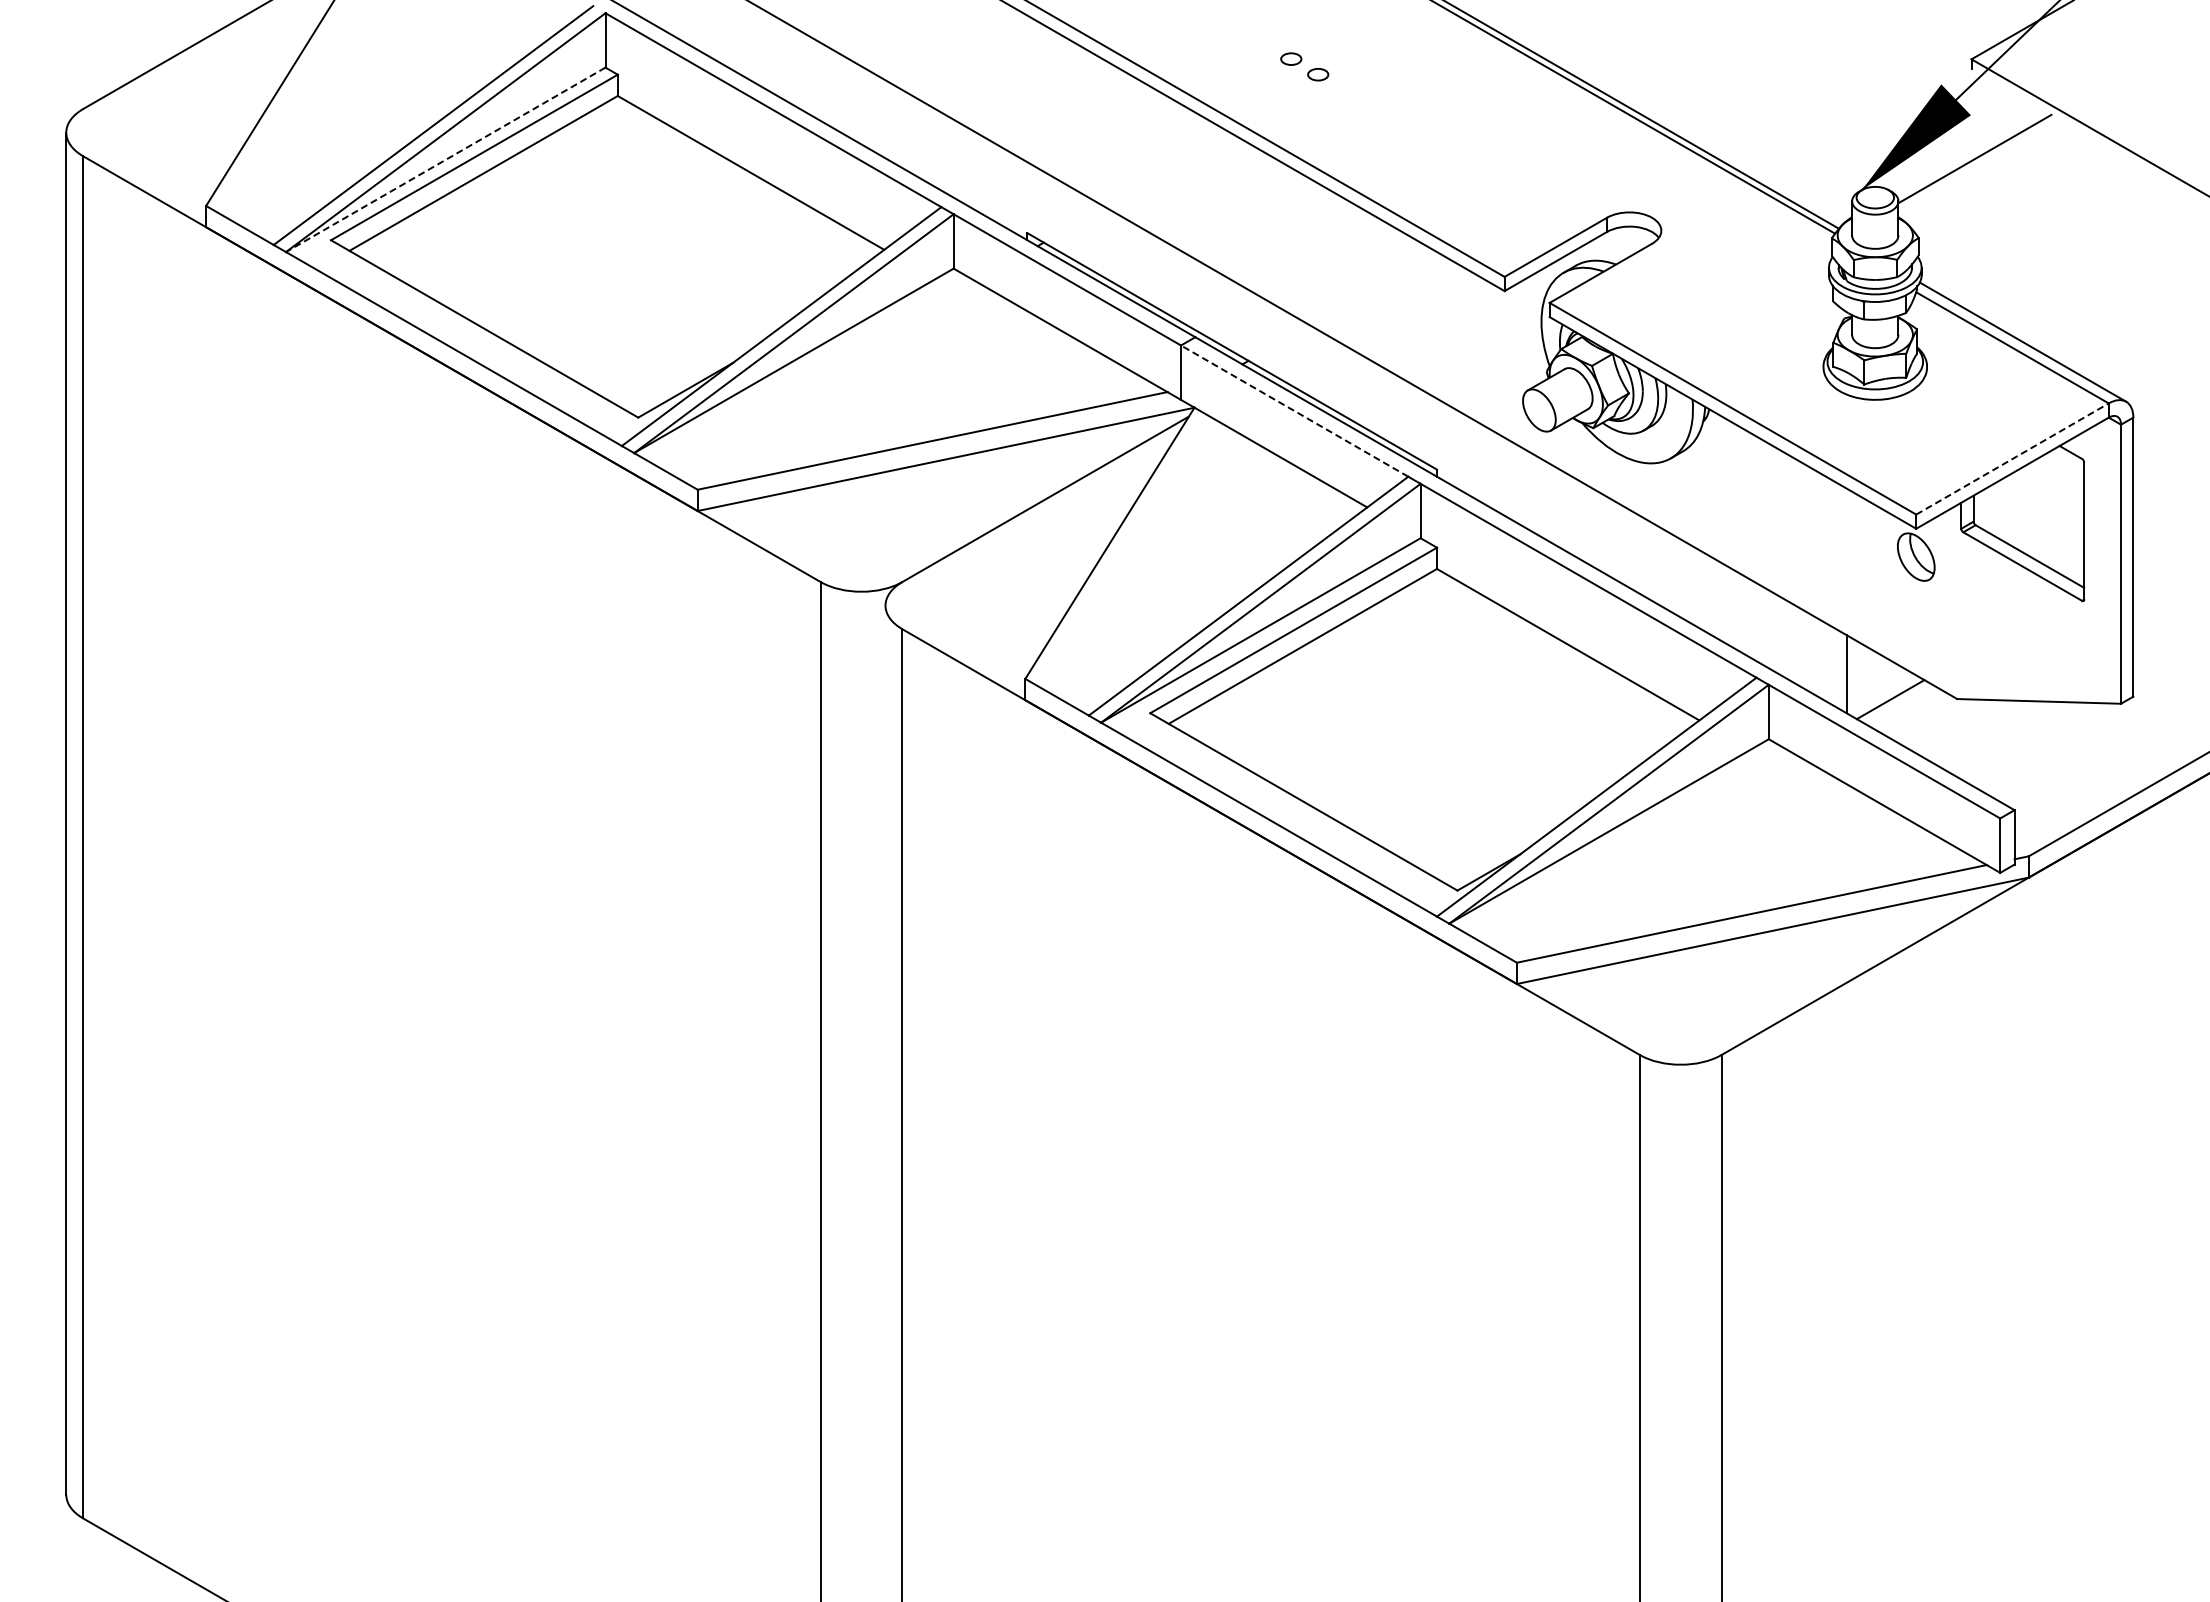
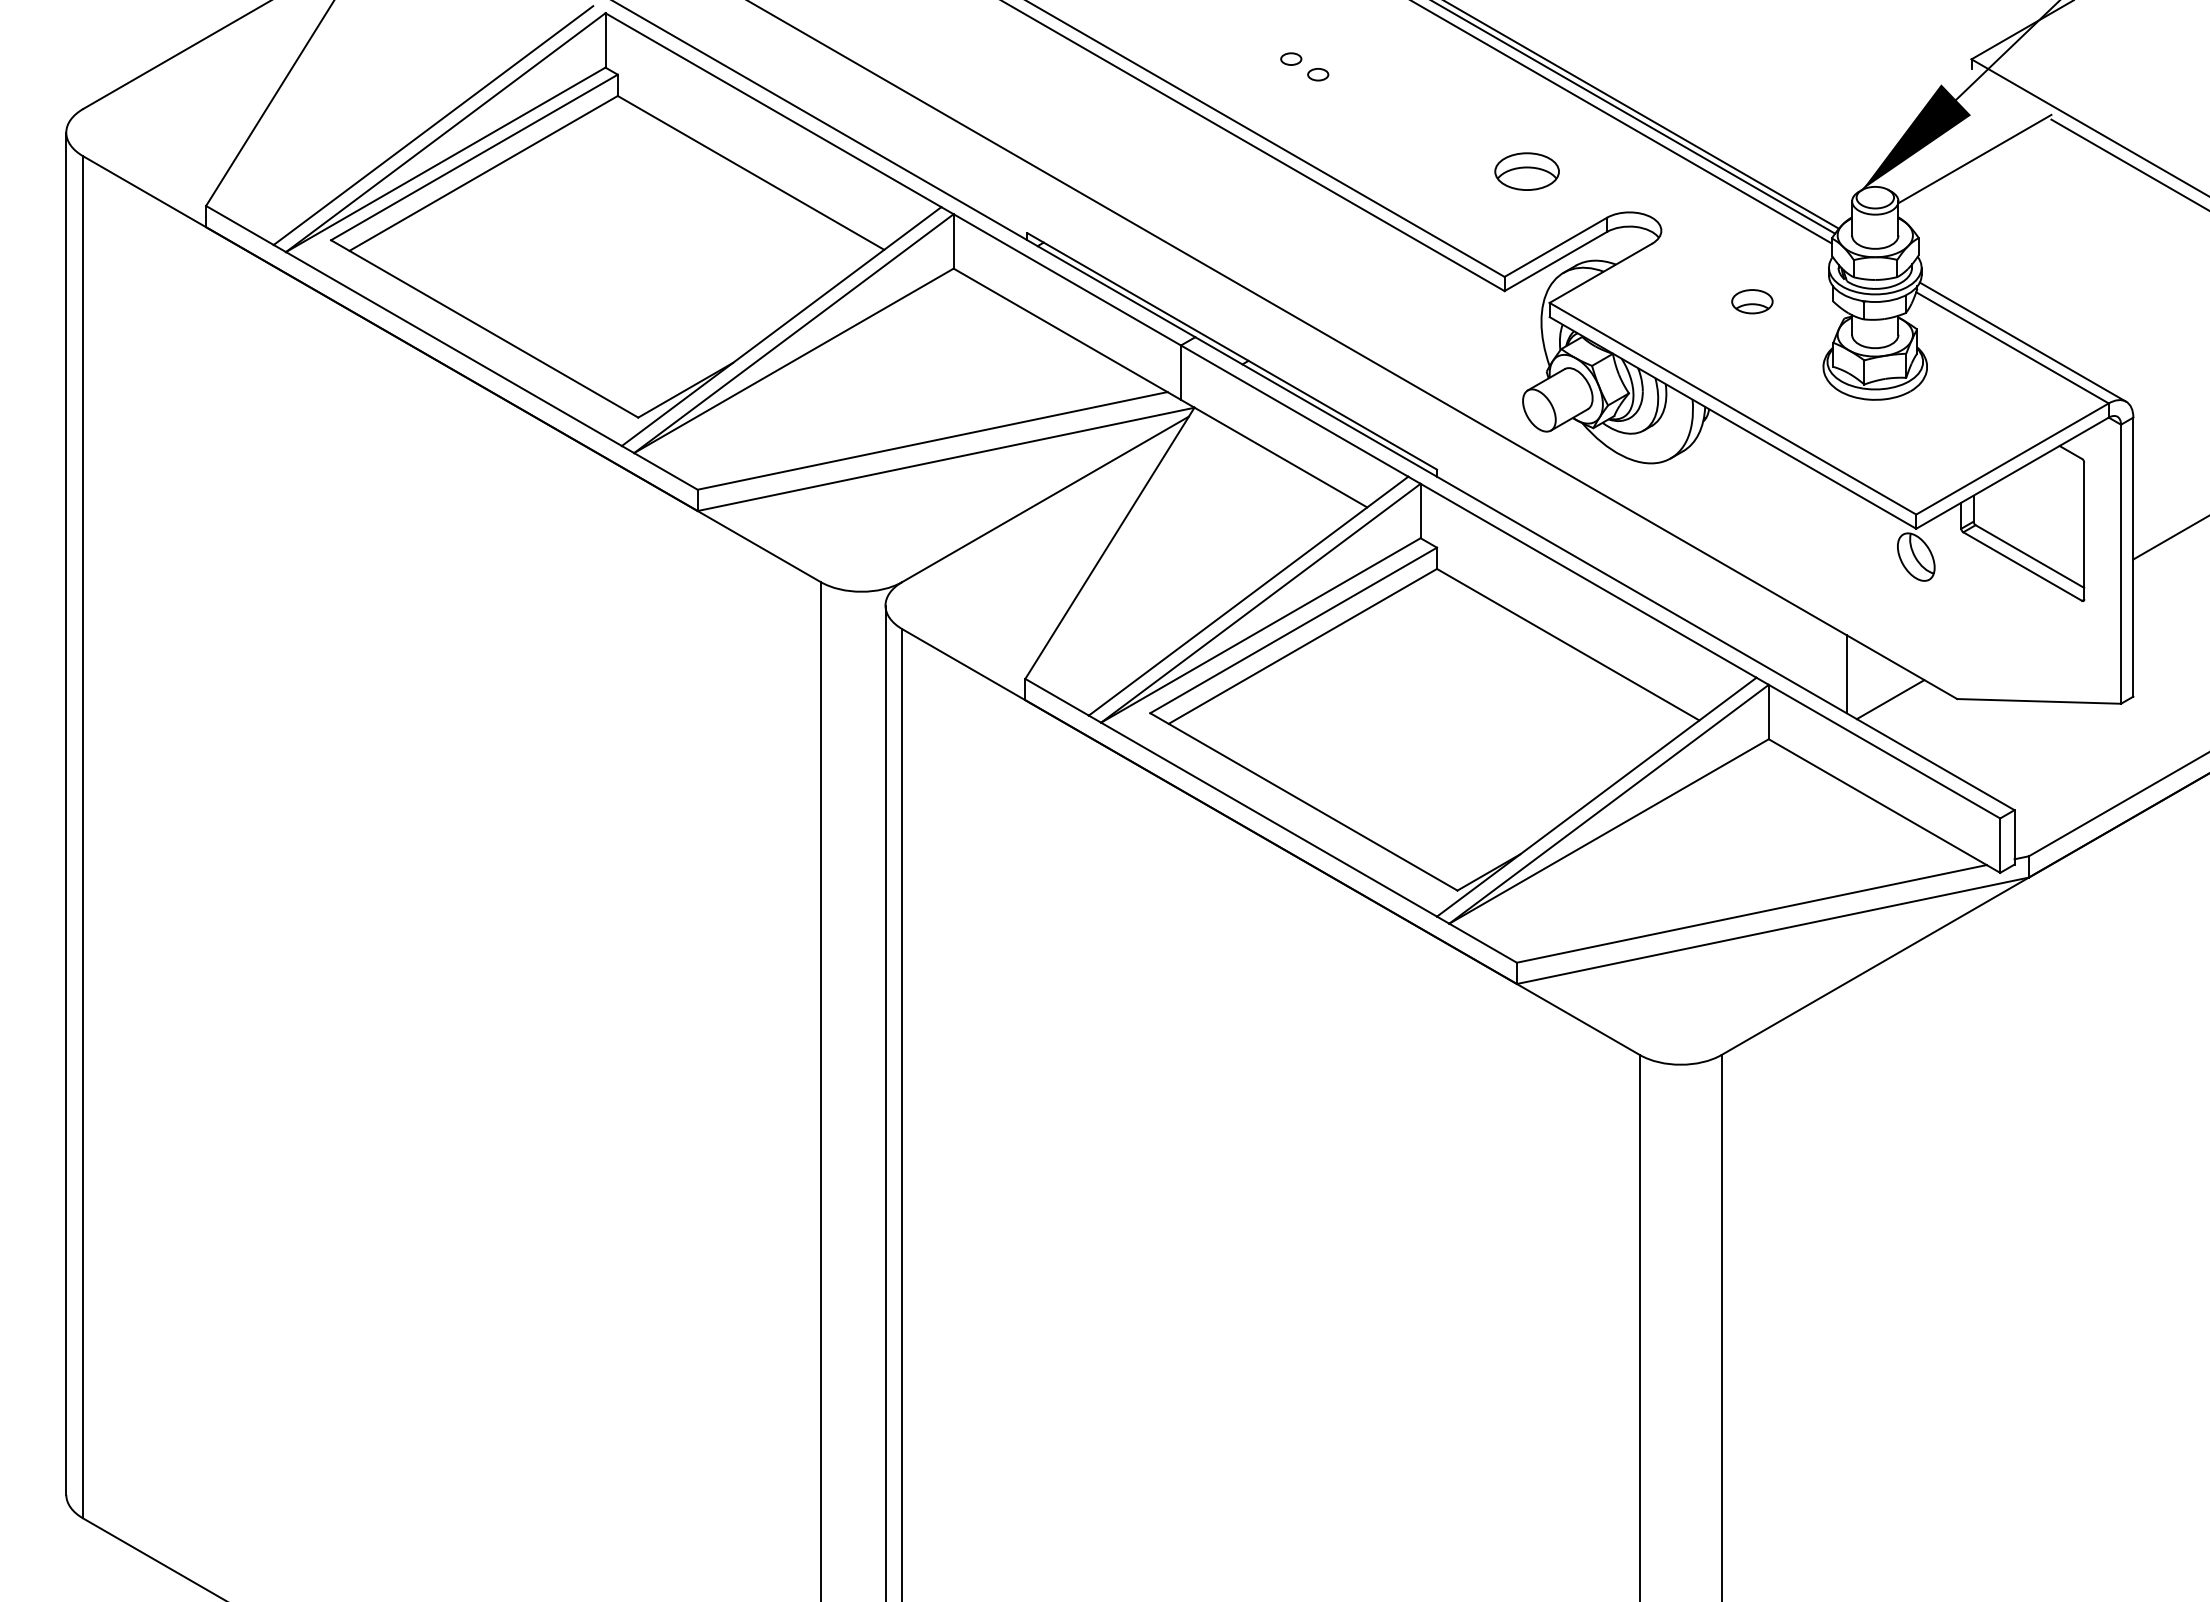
line: none -> present (1622, 122)
line: dashed -> solid (445, 160)
line: none -> present (2128, 164)
part: none -> present (1526, 171)
part: none -> present (1752, 301)
line: dashed -> solid (1294, 410)
line: dashed -> solid (2012, 458)
line: none -> present (2169, 538)
line: none -> present (885, 1101)
